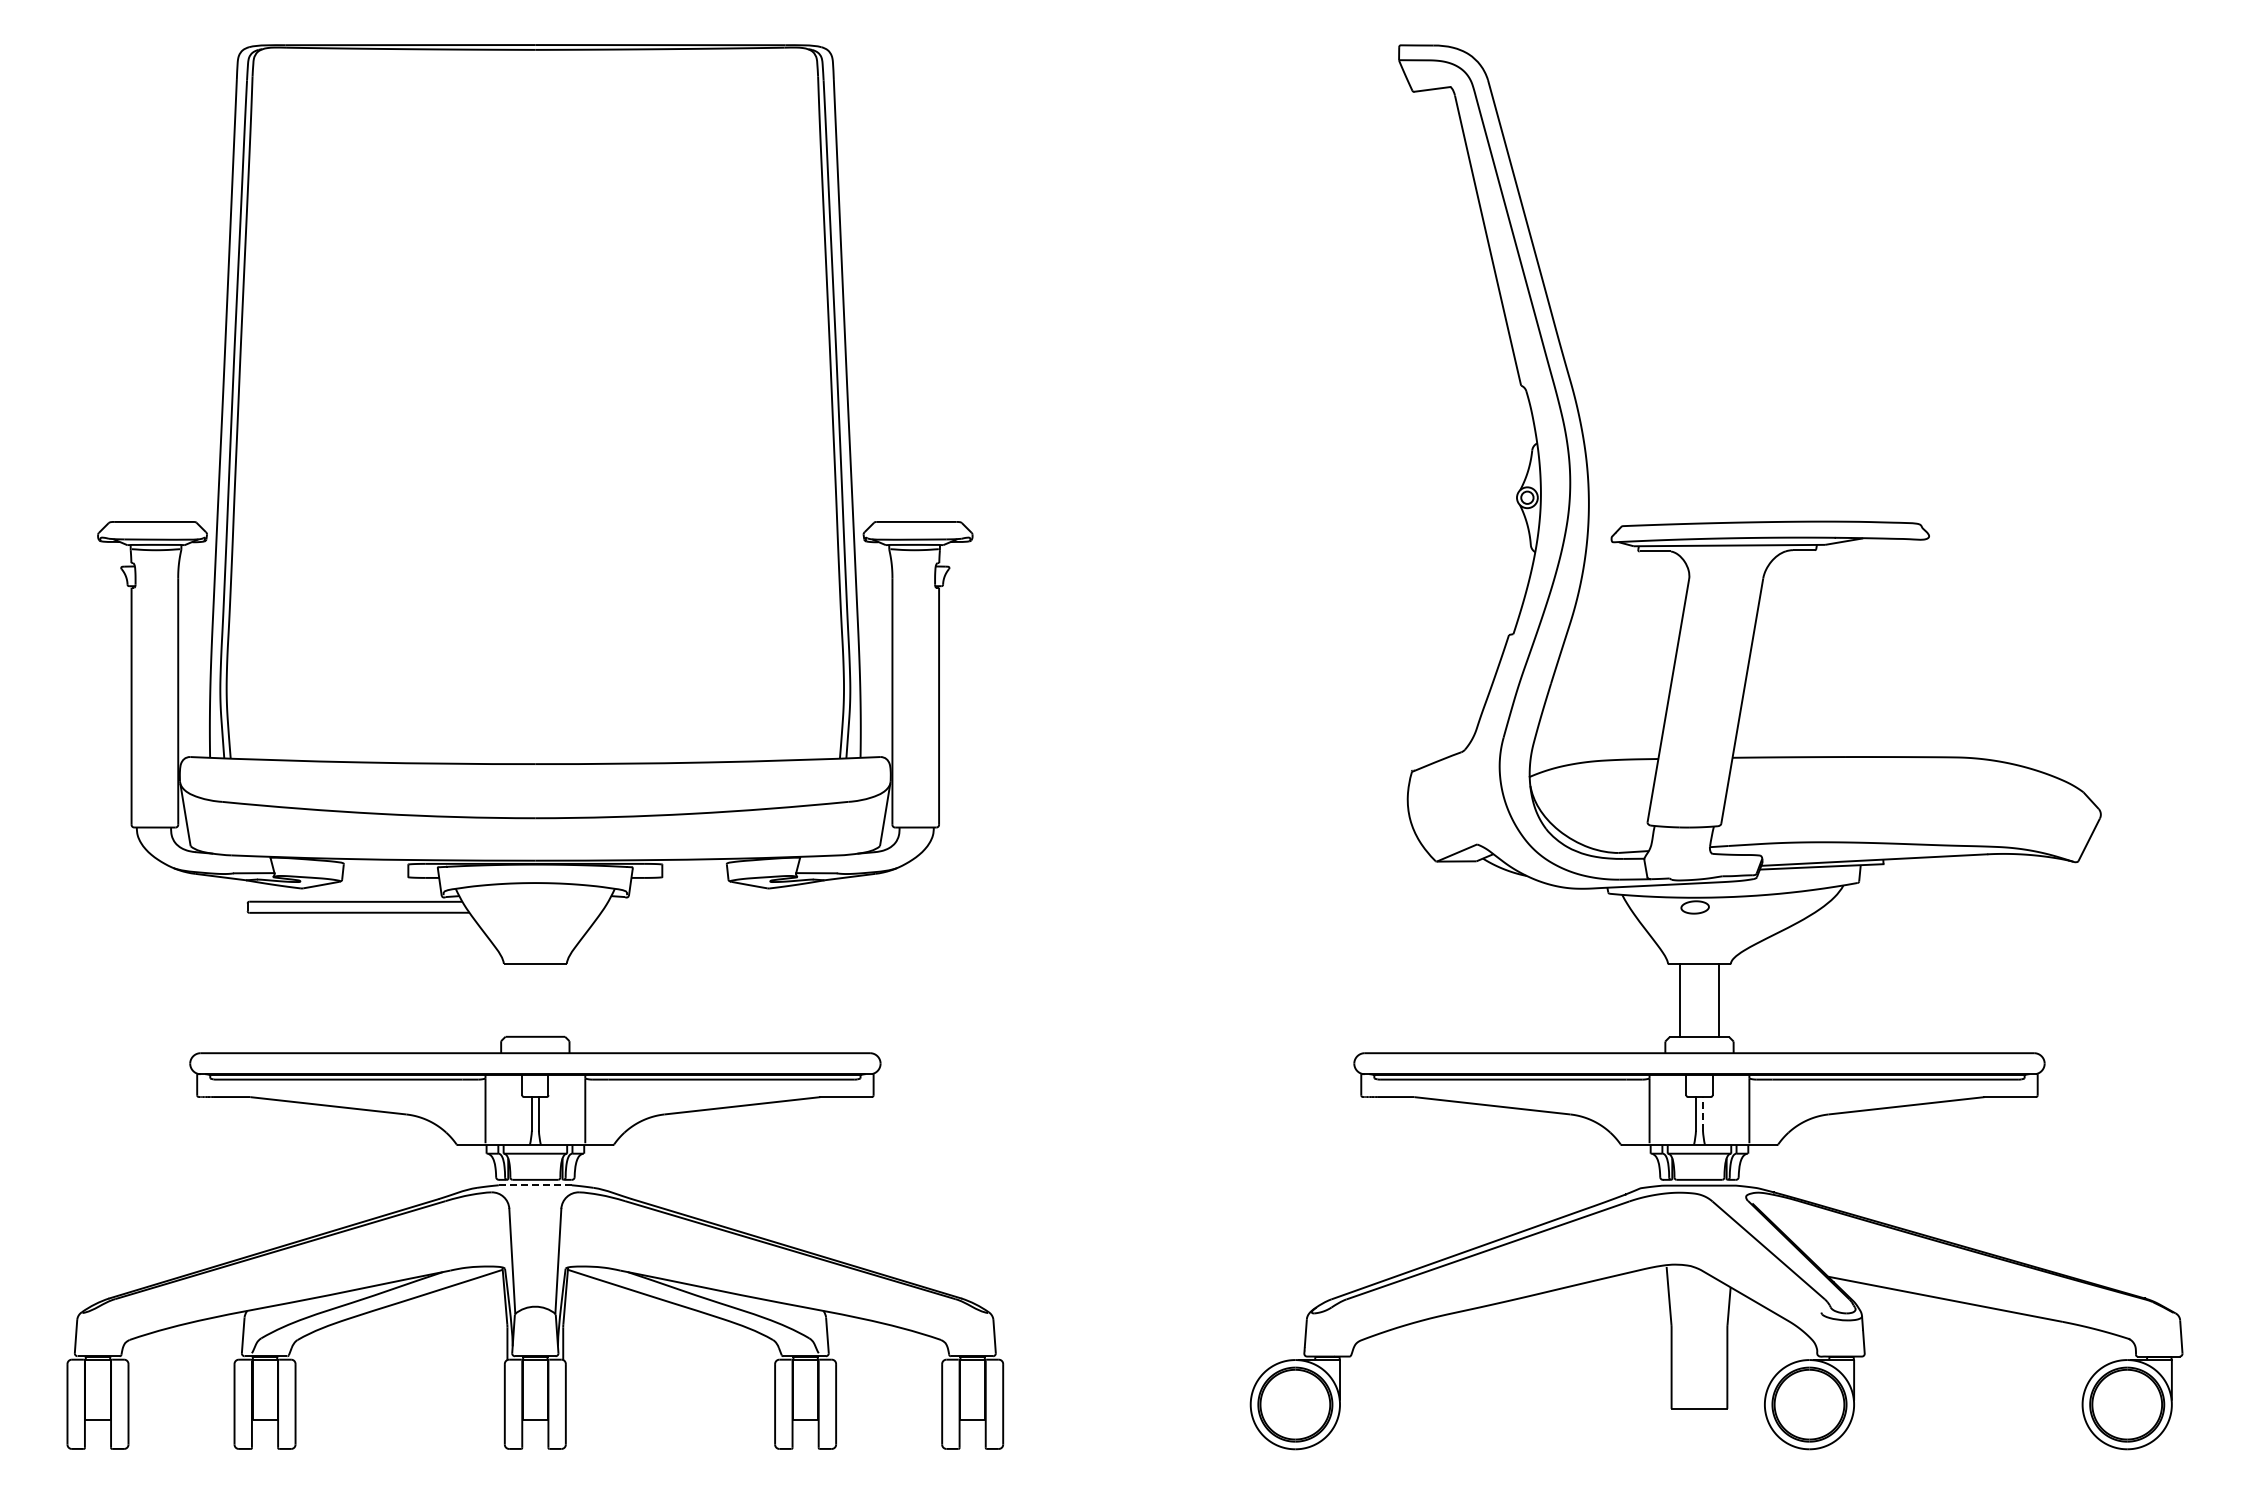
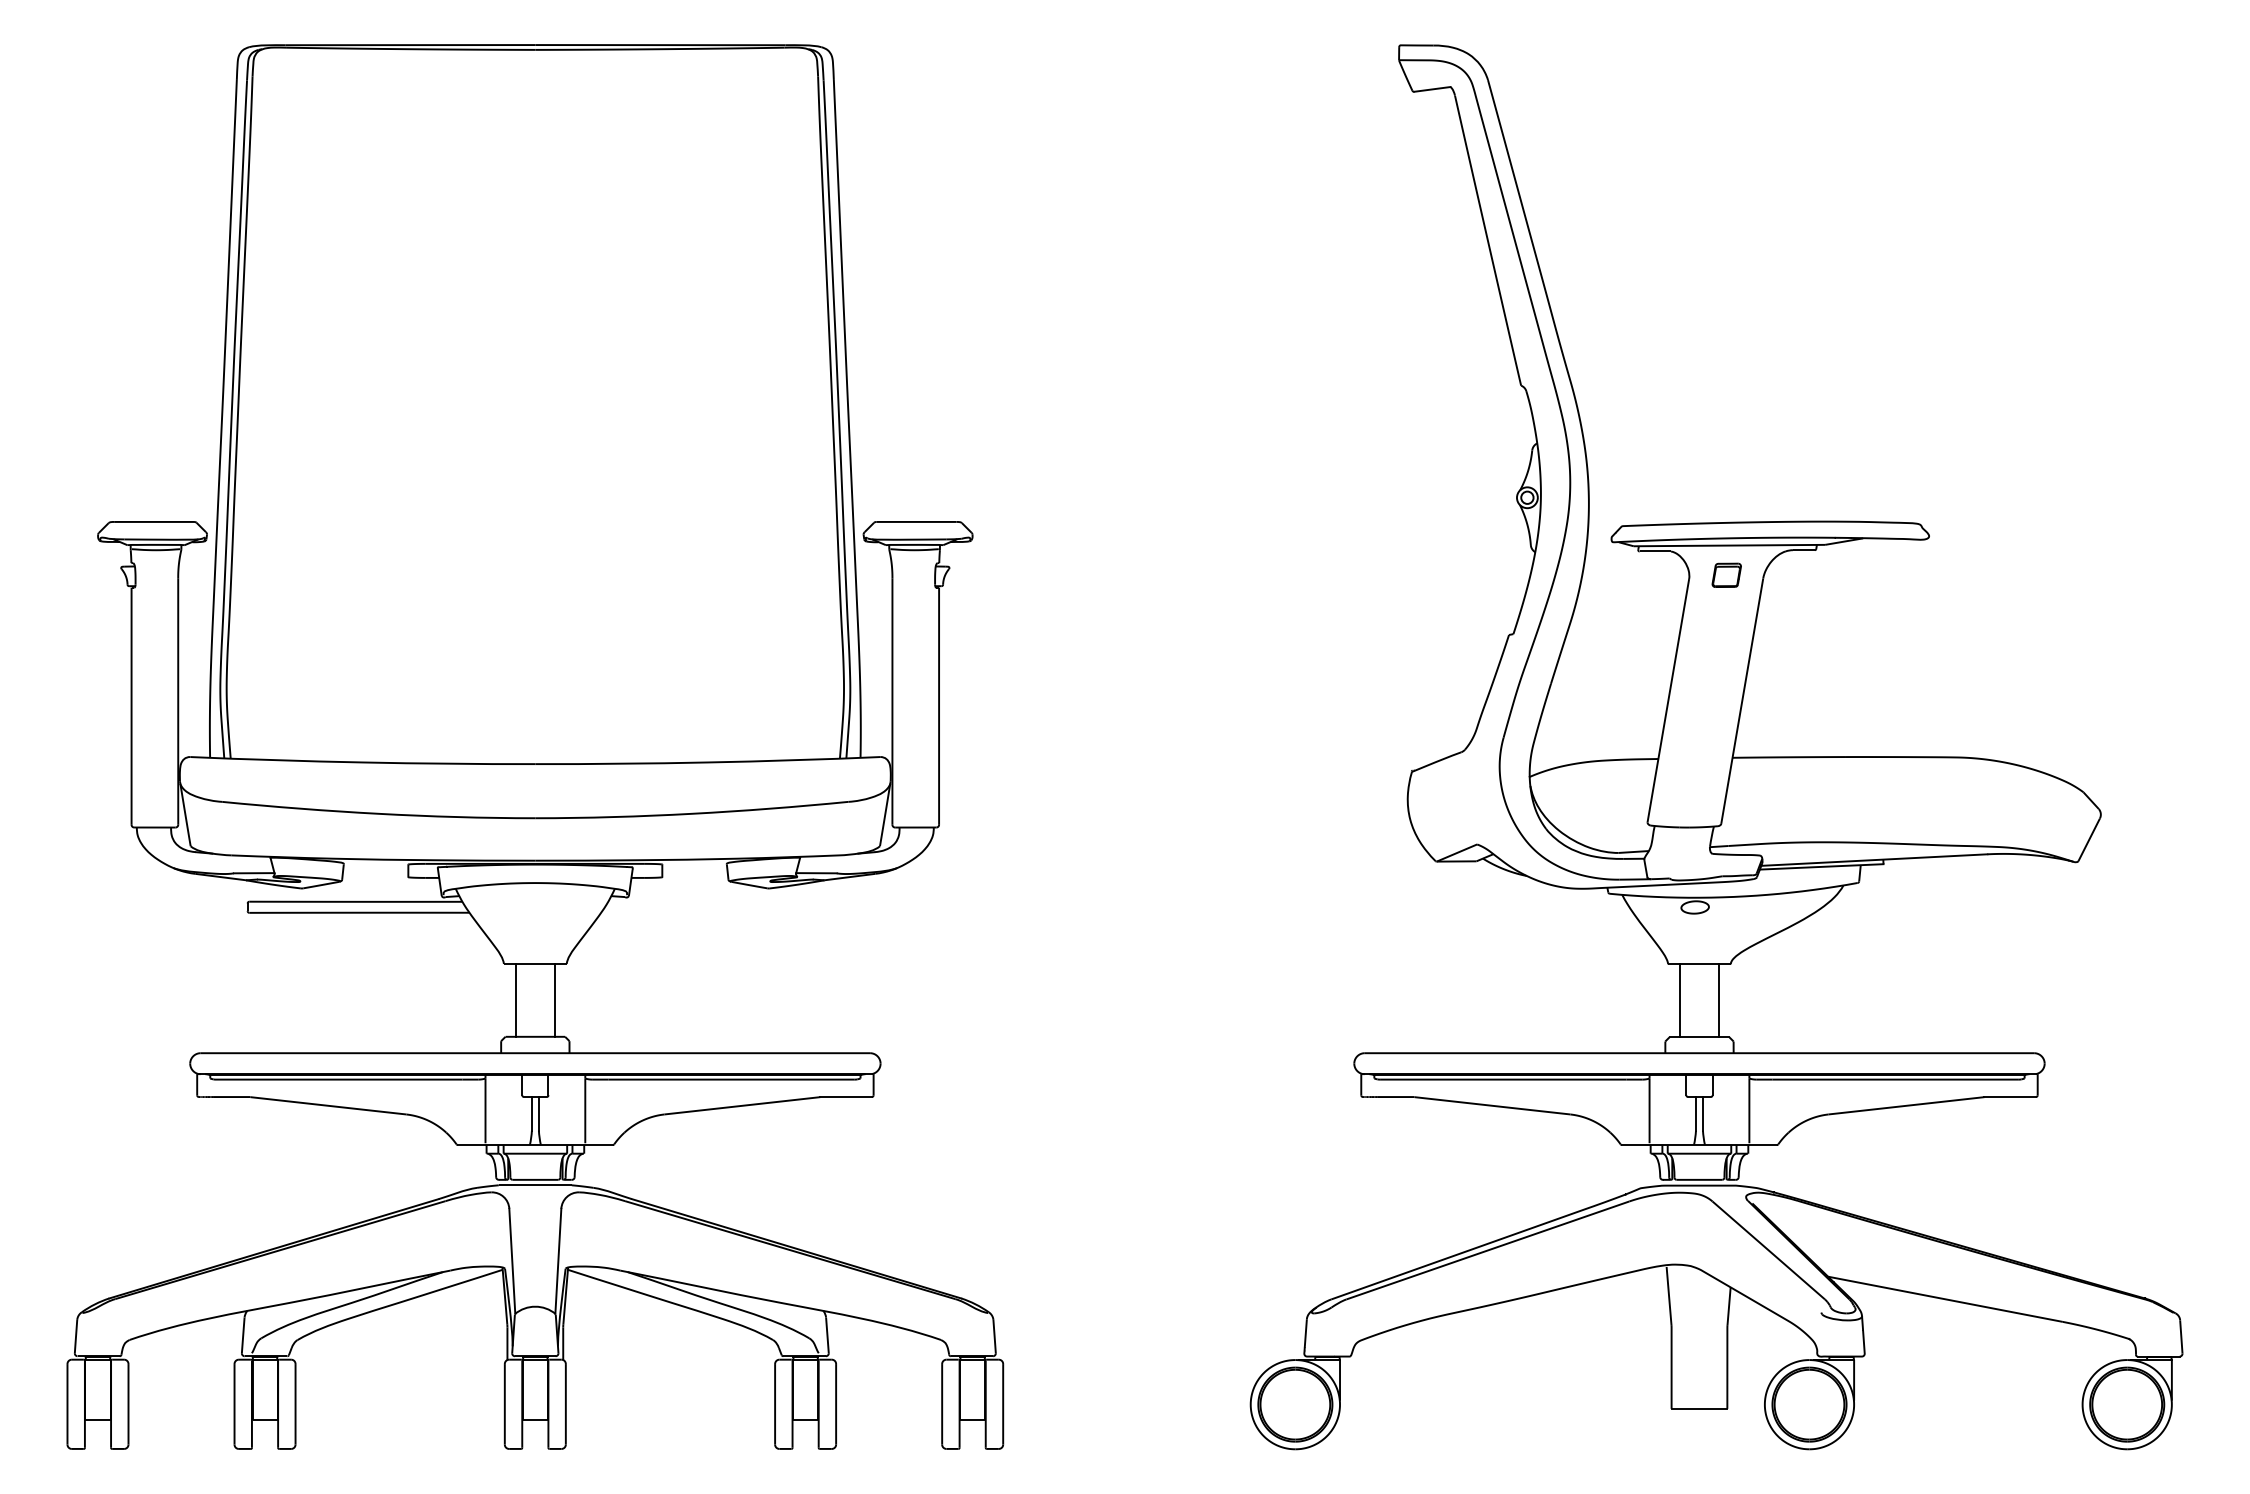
part: none -> present (1726, 574)
line: none -> present (516, 999)
line: none -> present (554, 999)
line: dashed -> solid (1702, 1113)
line: dashed -> solid (535, 1185)
